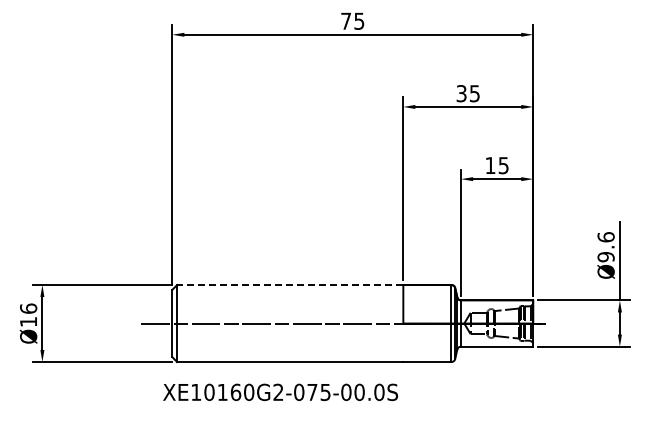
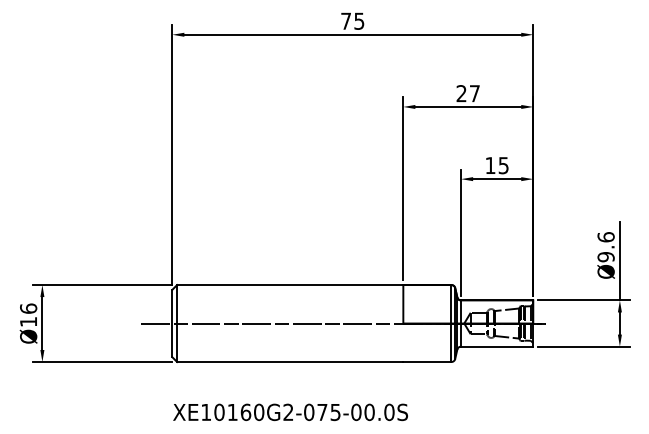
text: 35 -> 27 (467, 93)
line: dashed -> solid (289, 285)
text position: (280, 392) -> (290, 412) (290, 412)
